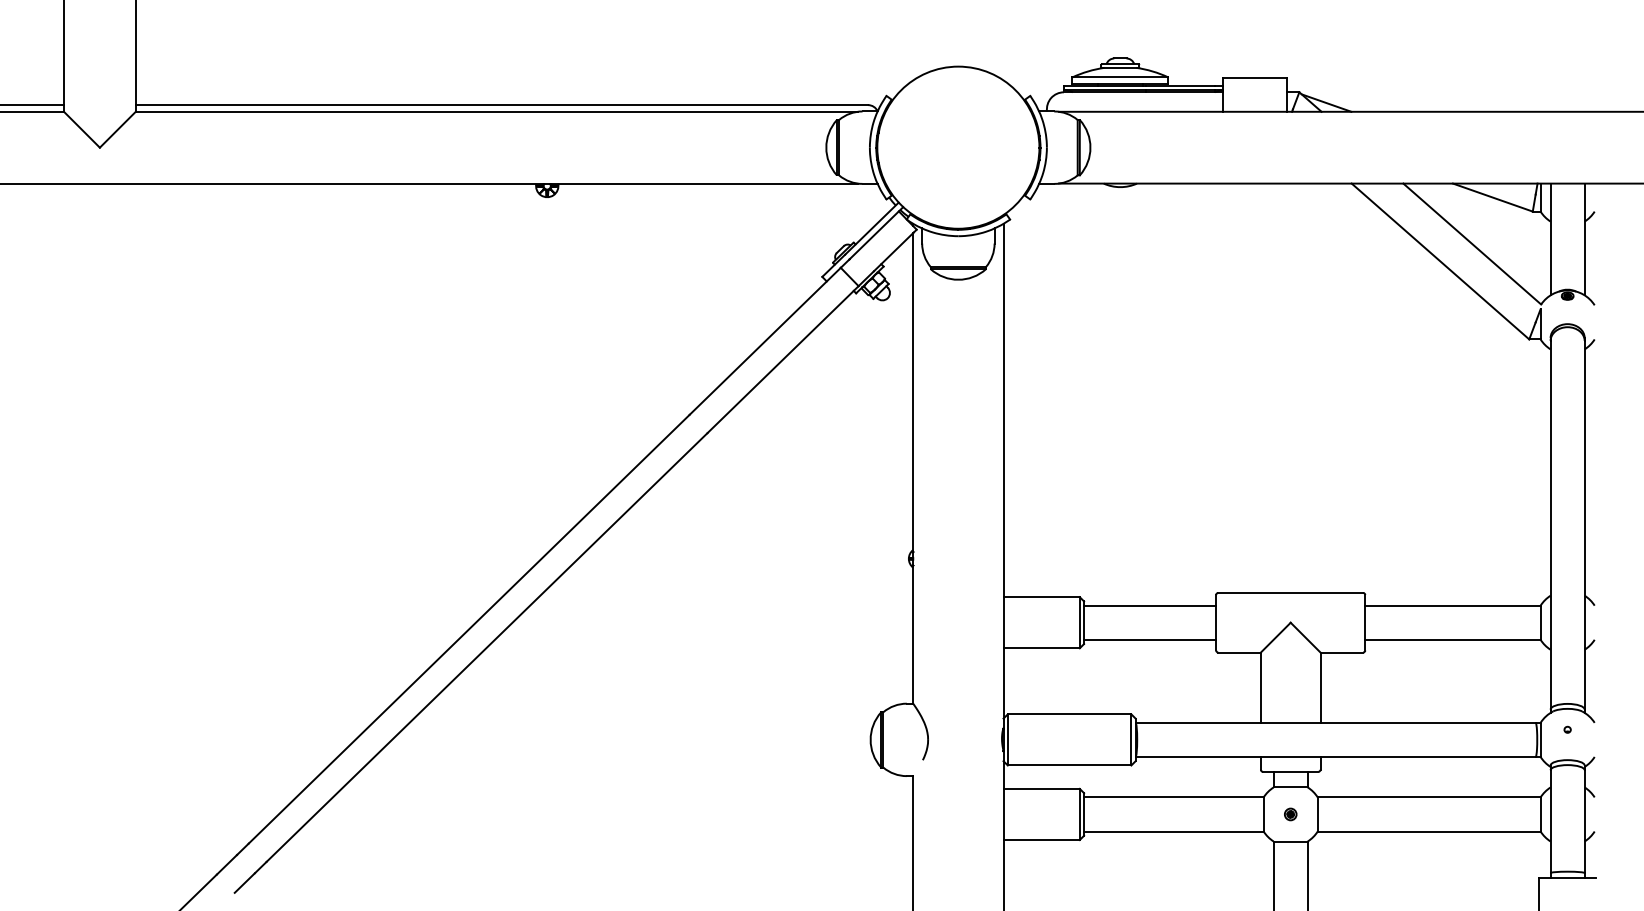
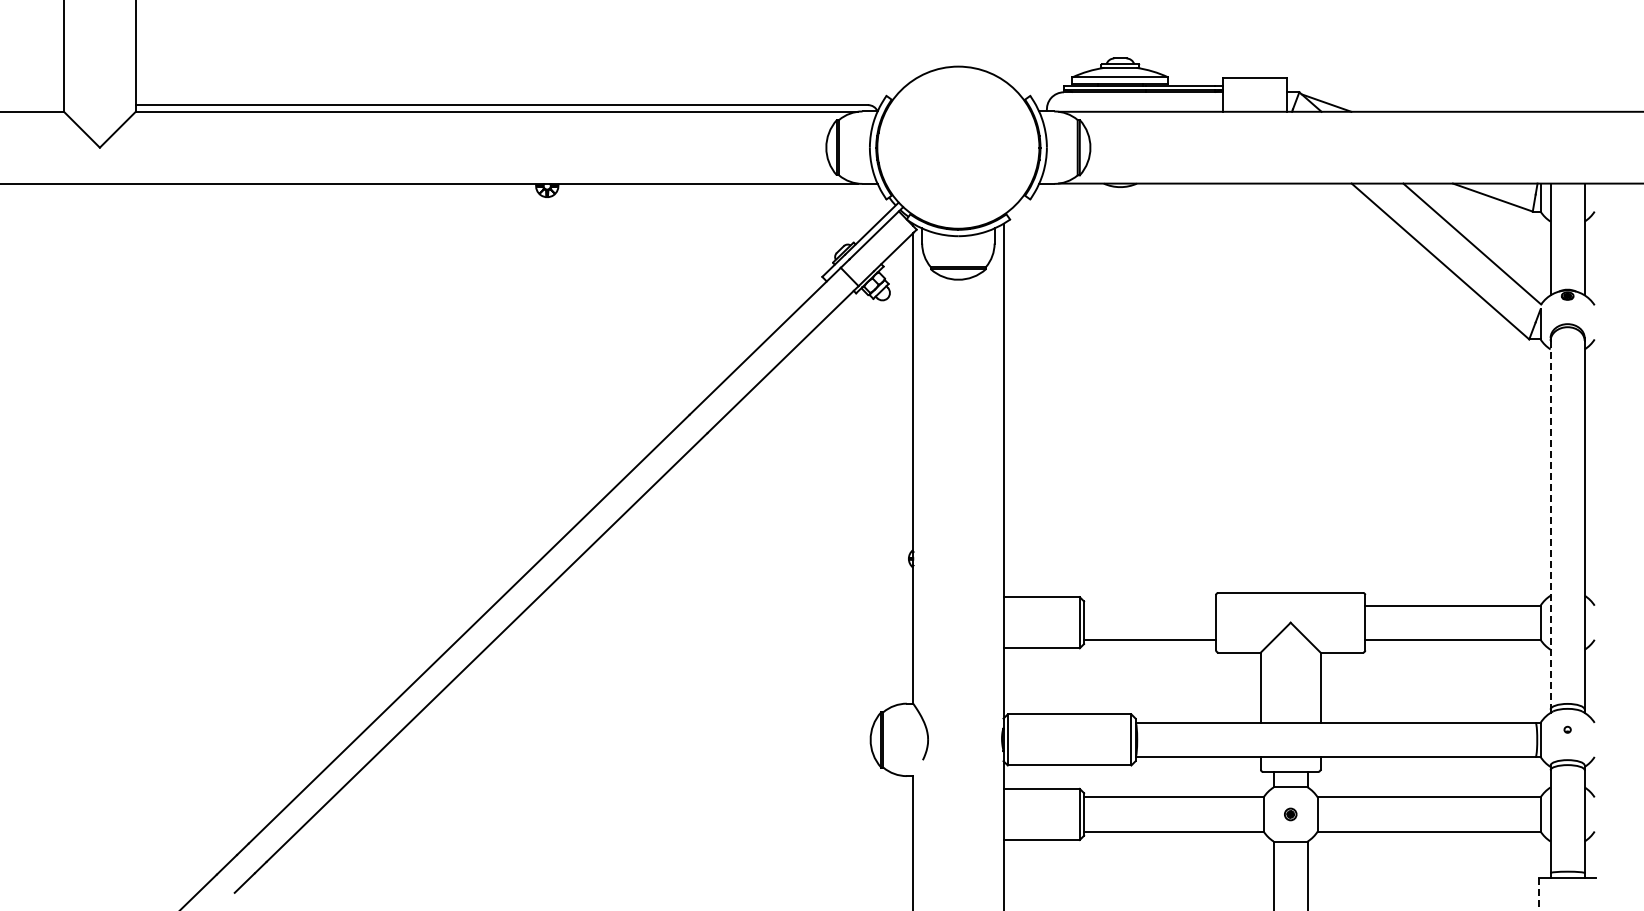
line: present -> none (33, 105)
line: solid -> dashed (1550, 525)
line: present -> none (1150, 605)
line: solid -> dashed (1538, 894)
